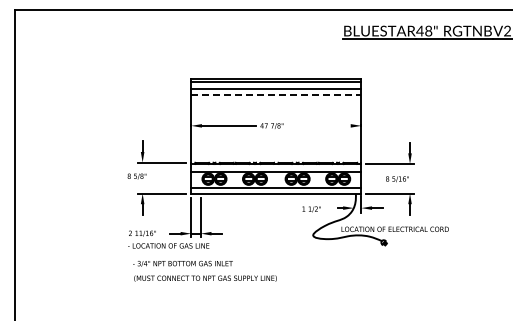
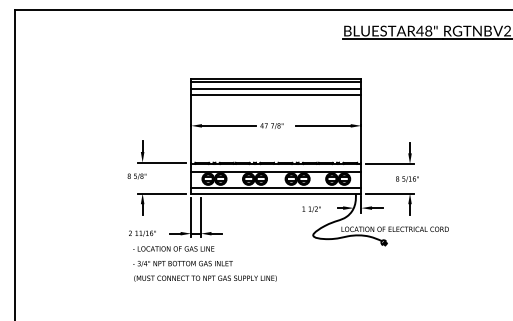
line: dashed -> solid (276, 95)
line: none -> present (323, 125)
text position: (397, 179) -> (407, 179) (407, 179)
text position: (168, 245) -> (173, 248) (173, 248)
